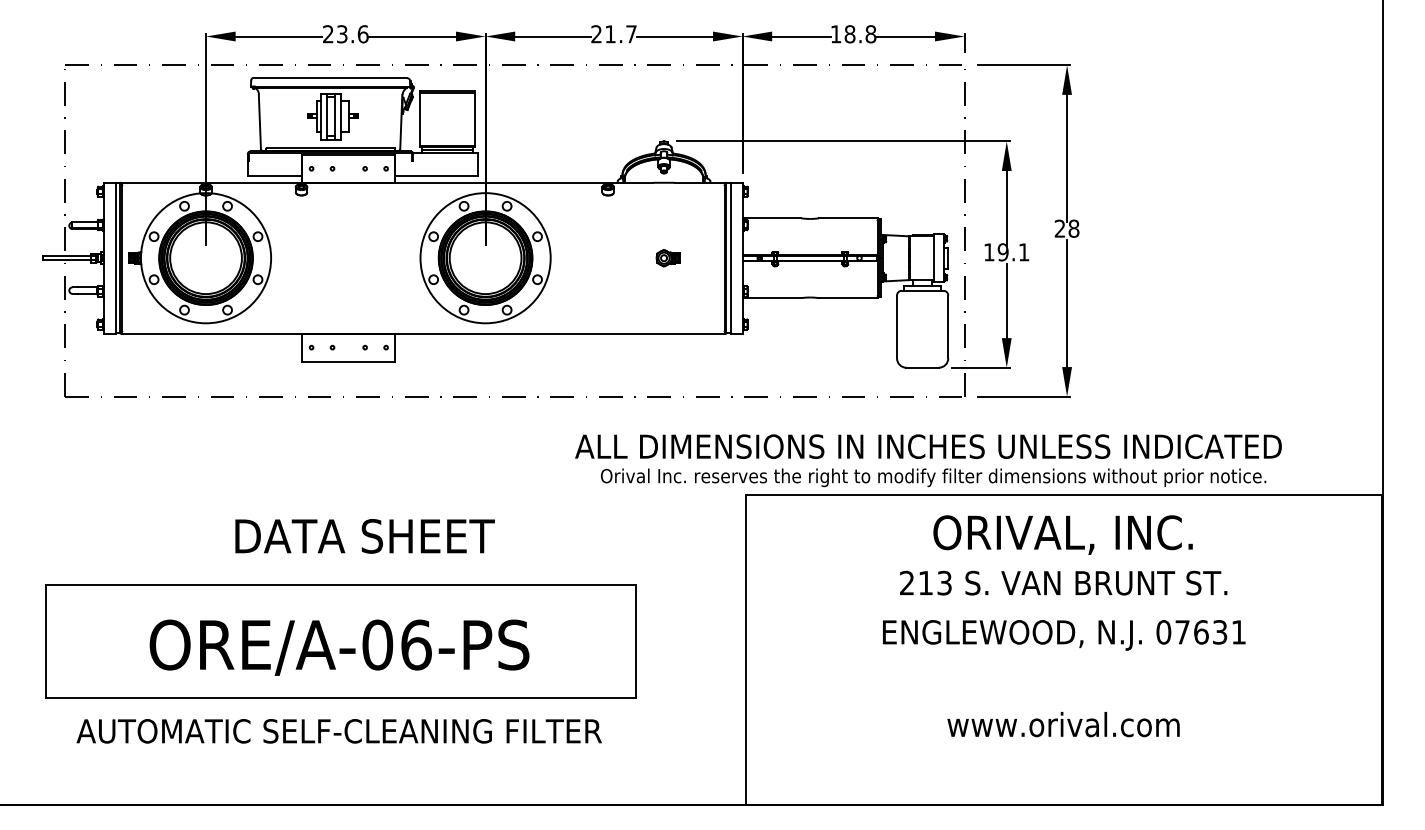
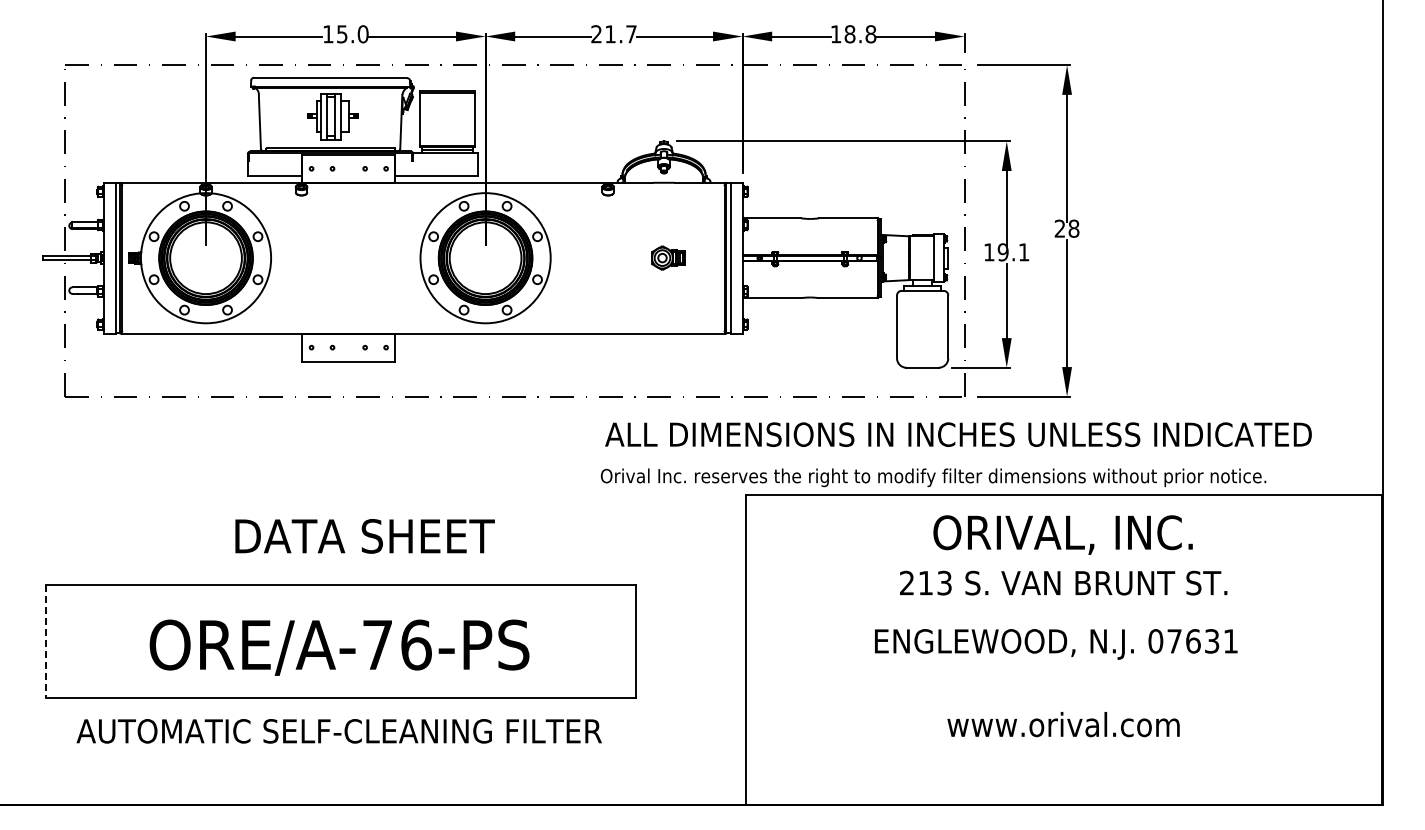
text: 23.6 -> 15.0 (345, 34)
part size: 26x19 px -> 35x26 px (668, 257)
text position: (928, 446) -> (958, 434) (958, 434)
text position: (1064, 635) -> (1056, 644) (1056, 644)
line: solid -> dashed (45, 642)
text: ORE/A-06-PS -> ORE/A-76-PS (377, 644)
